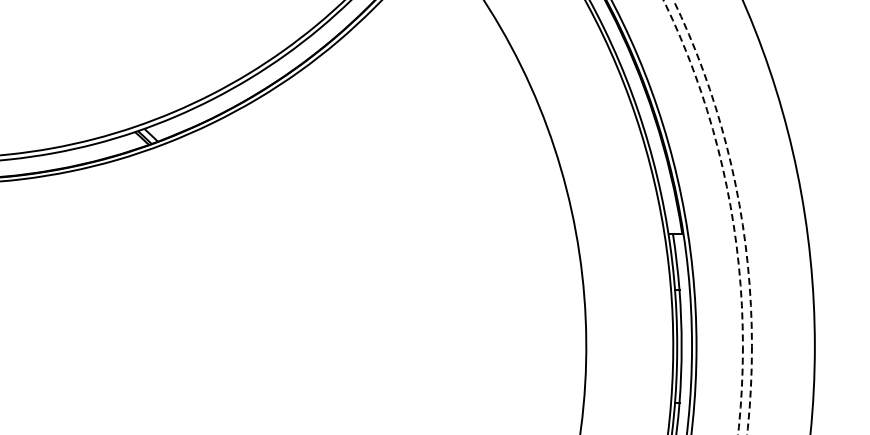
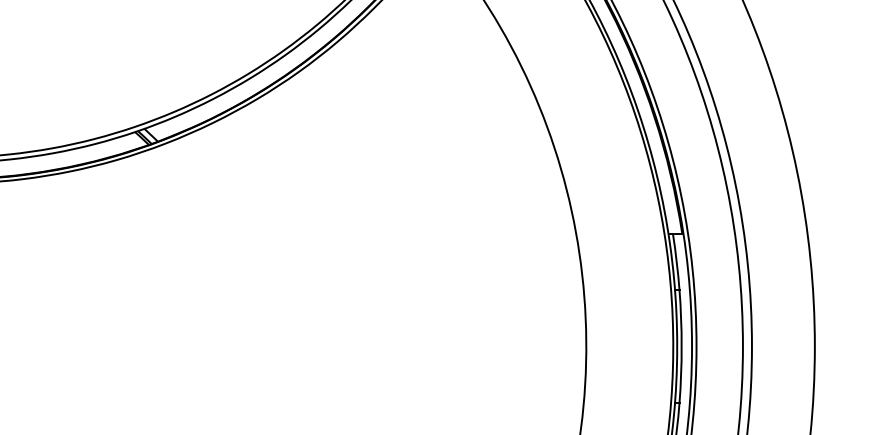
circle: dashed -> solid (702, 217)
circle: dashed -> solid (712, 217)
